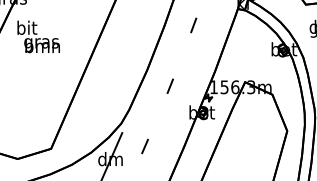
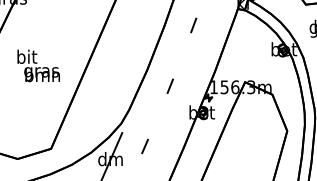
text position: (38, 36) -> (38, 65) (38, 65)
